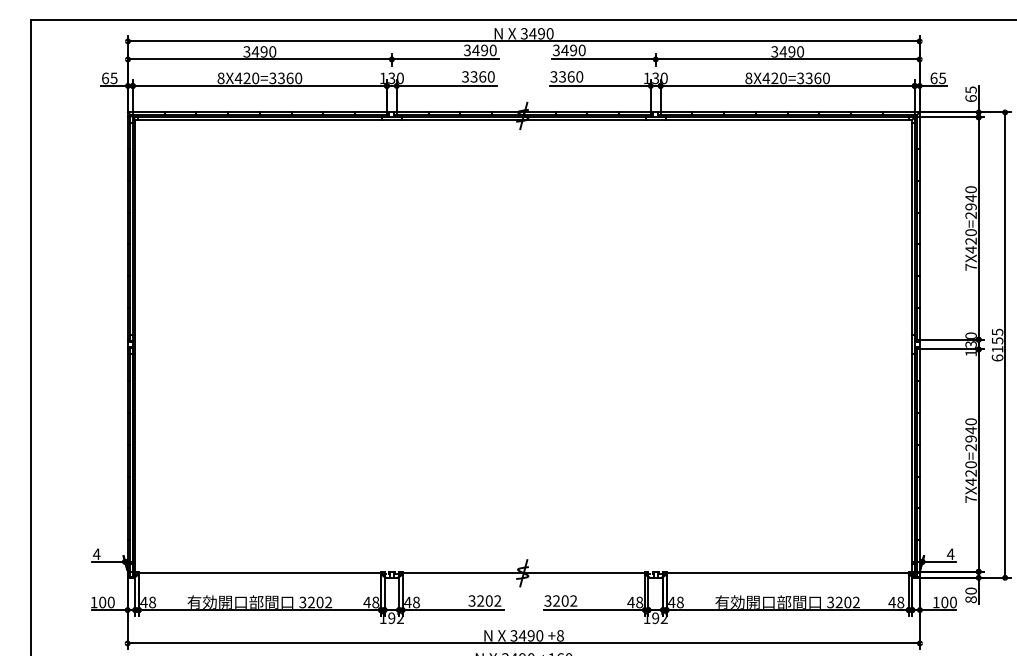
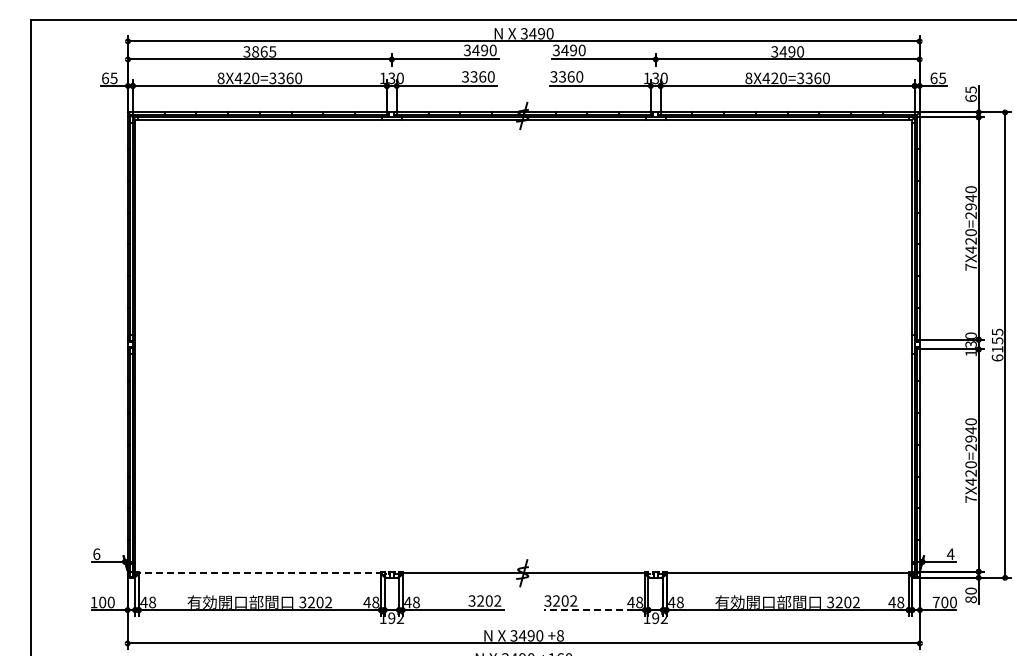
text: 3490 -> 3865 (263, 51)
text: 4 -> 6 (96, 554)
line: solid -> dashed (259, 573)
text: 100 -> 700 (935, 602)
line: solid -> dashed (594, 610)
